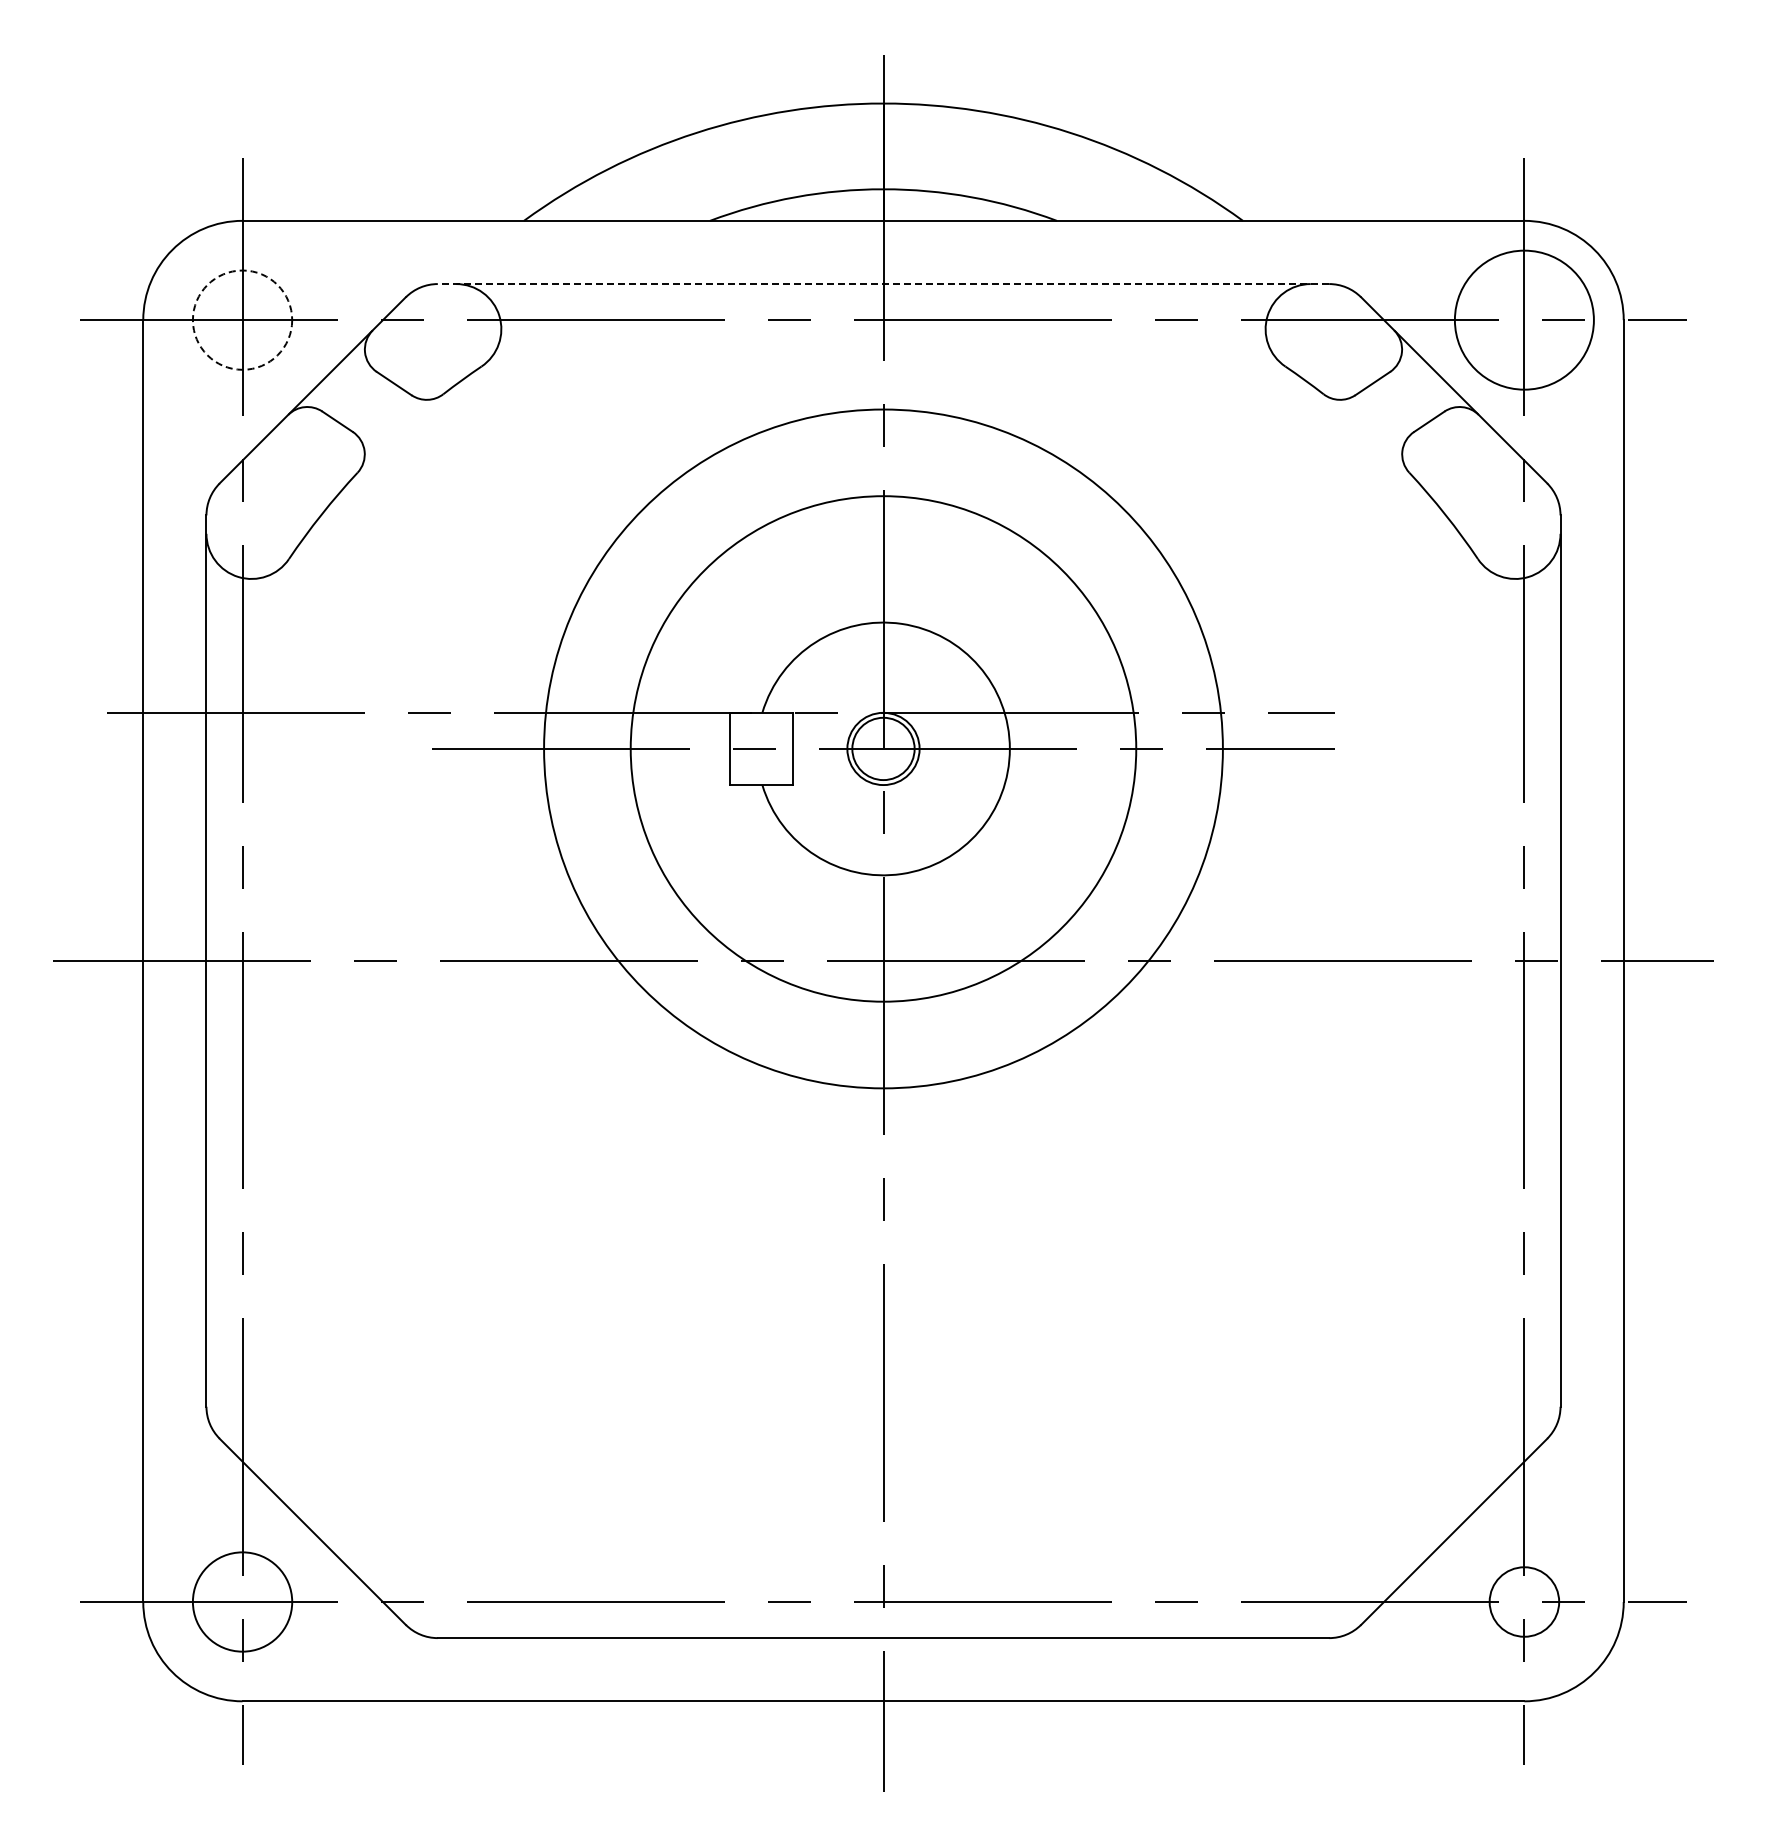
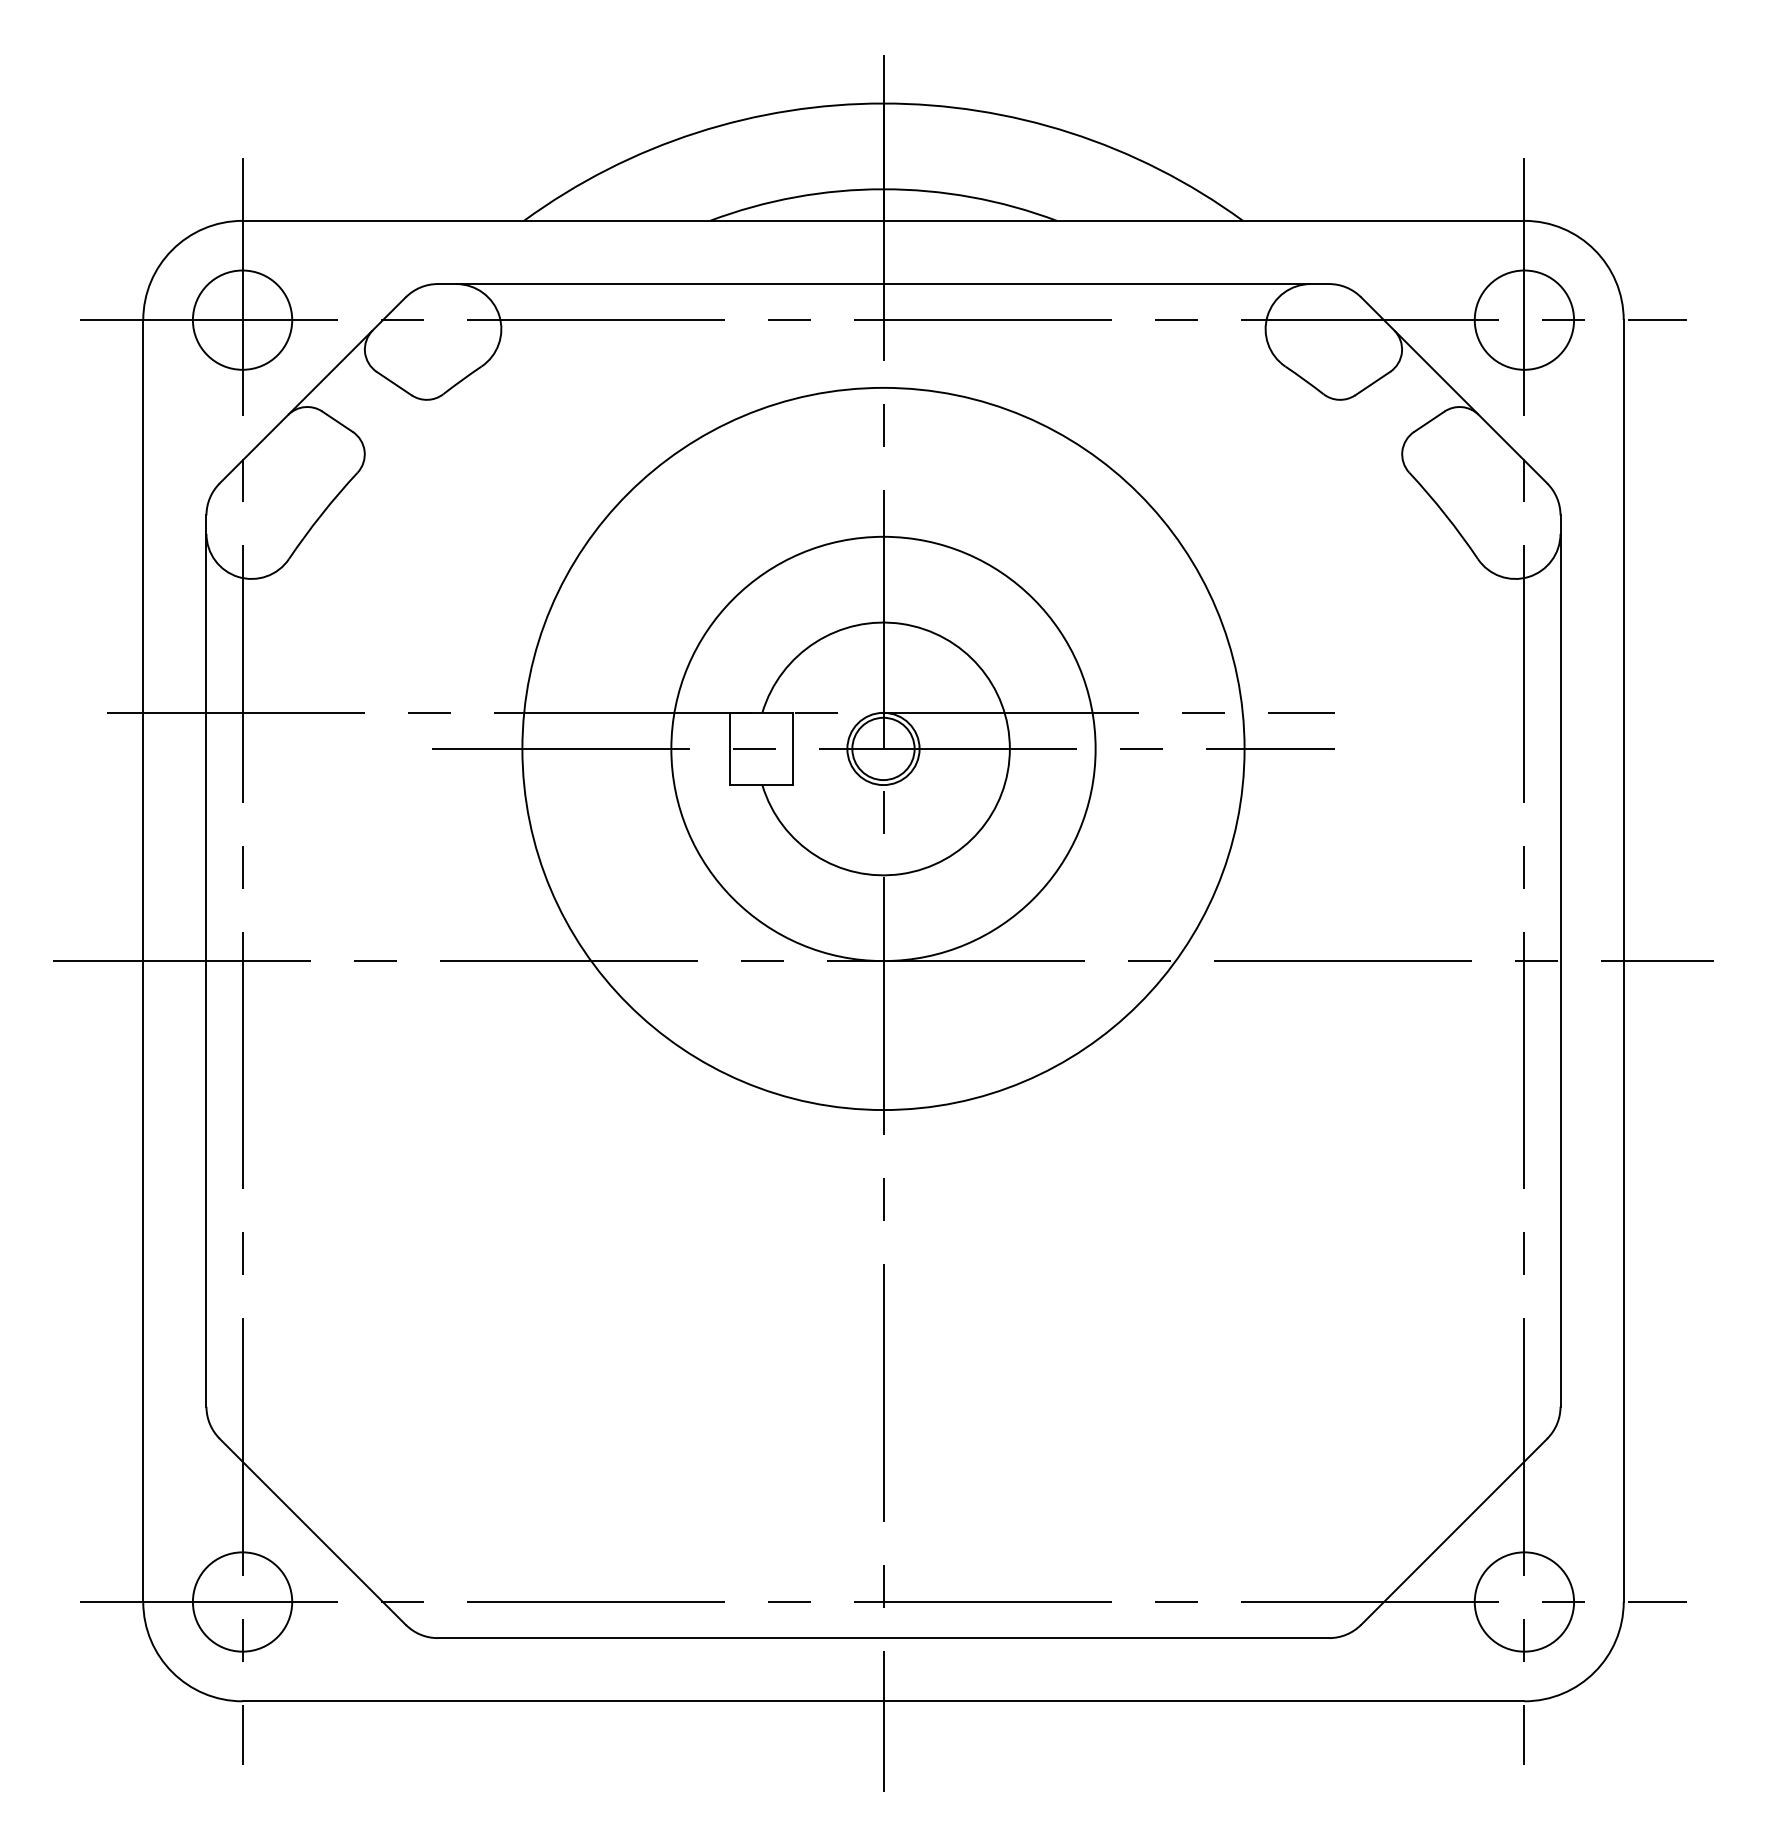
line: dashed -> solid (883, 284)
circle: dashed -> solid (242, 319)
circle diameter: 139 px -> 99 px (1524, 319)
circle diameter: 506 px -> 722 px (883, 748)
circle diameter: 679 px -> 424 px (883, 748)
circle diameter: 70 px -> 99 px (1524, 1601)
